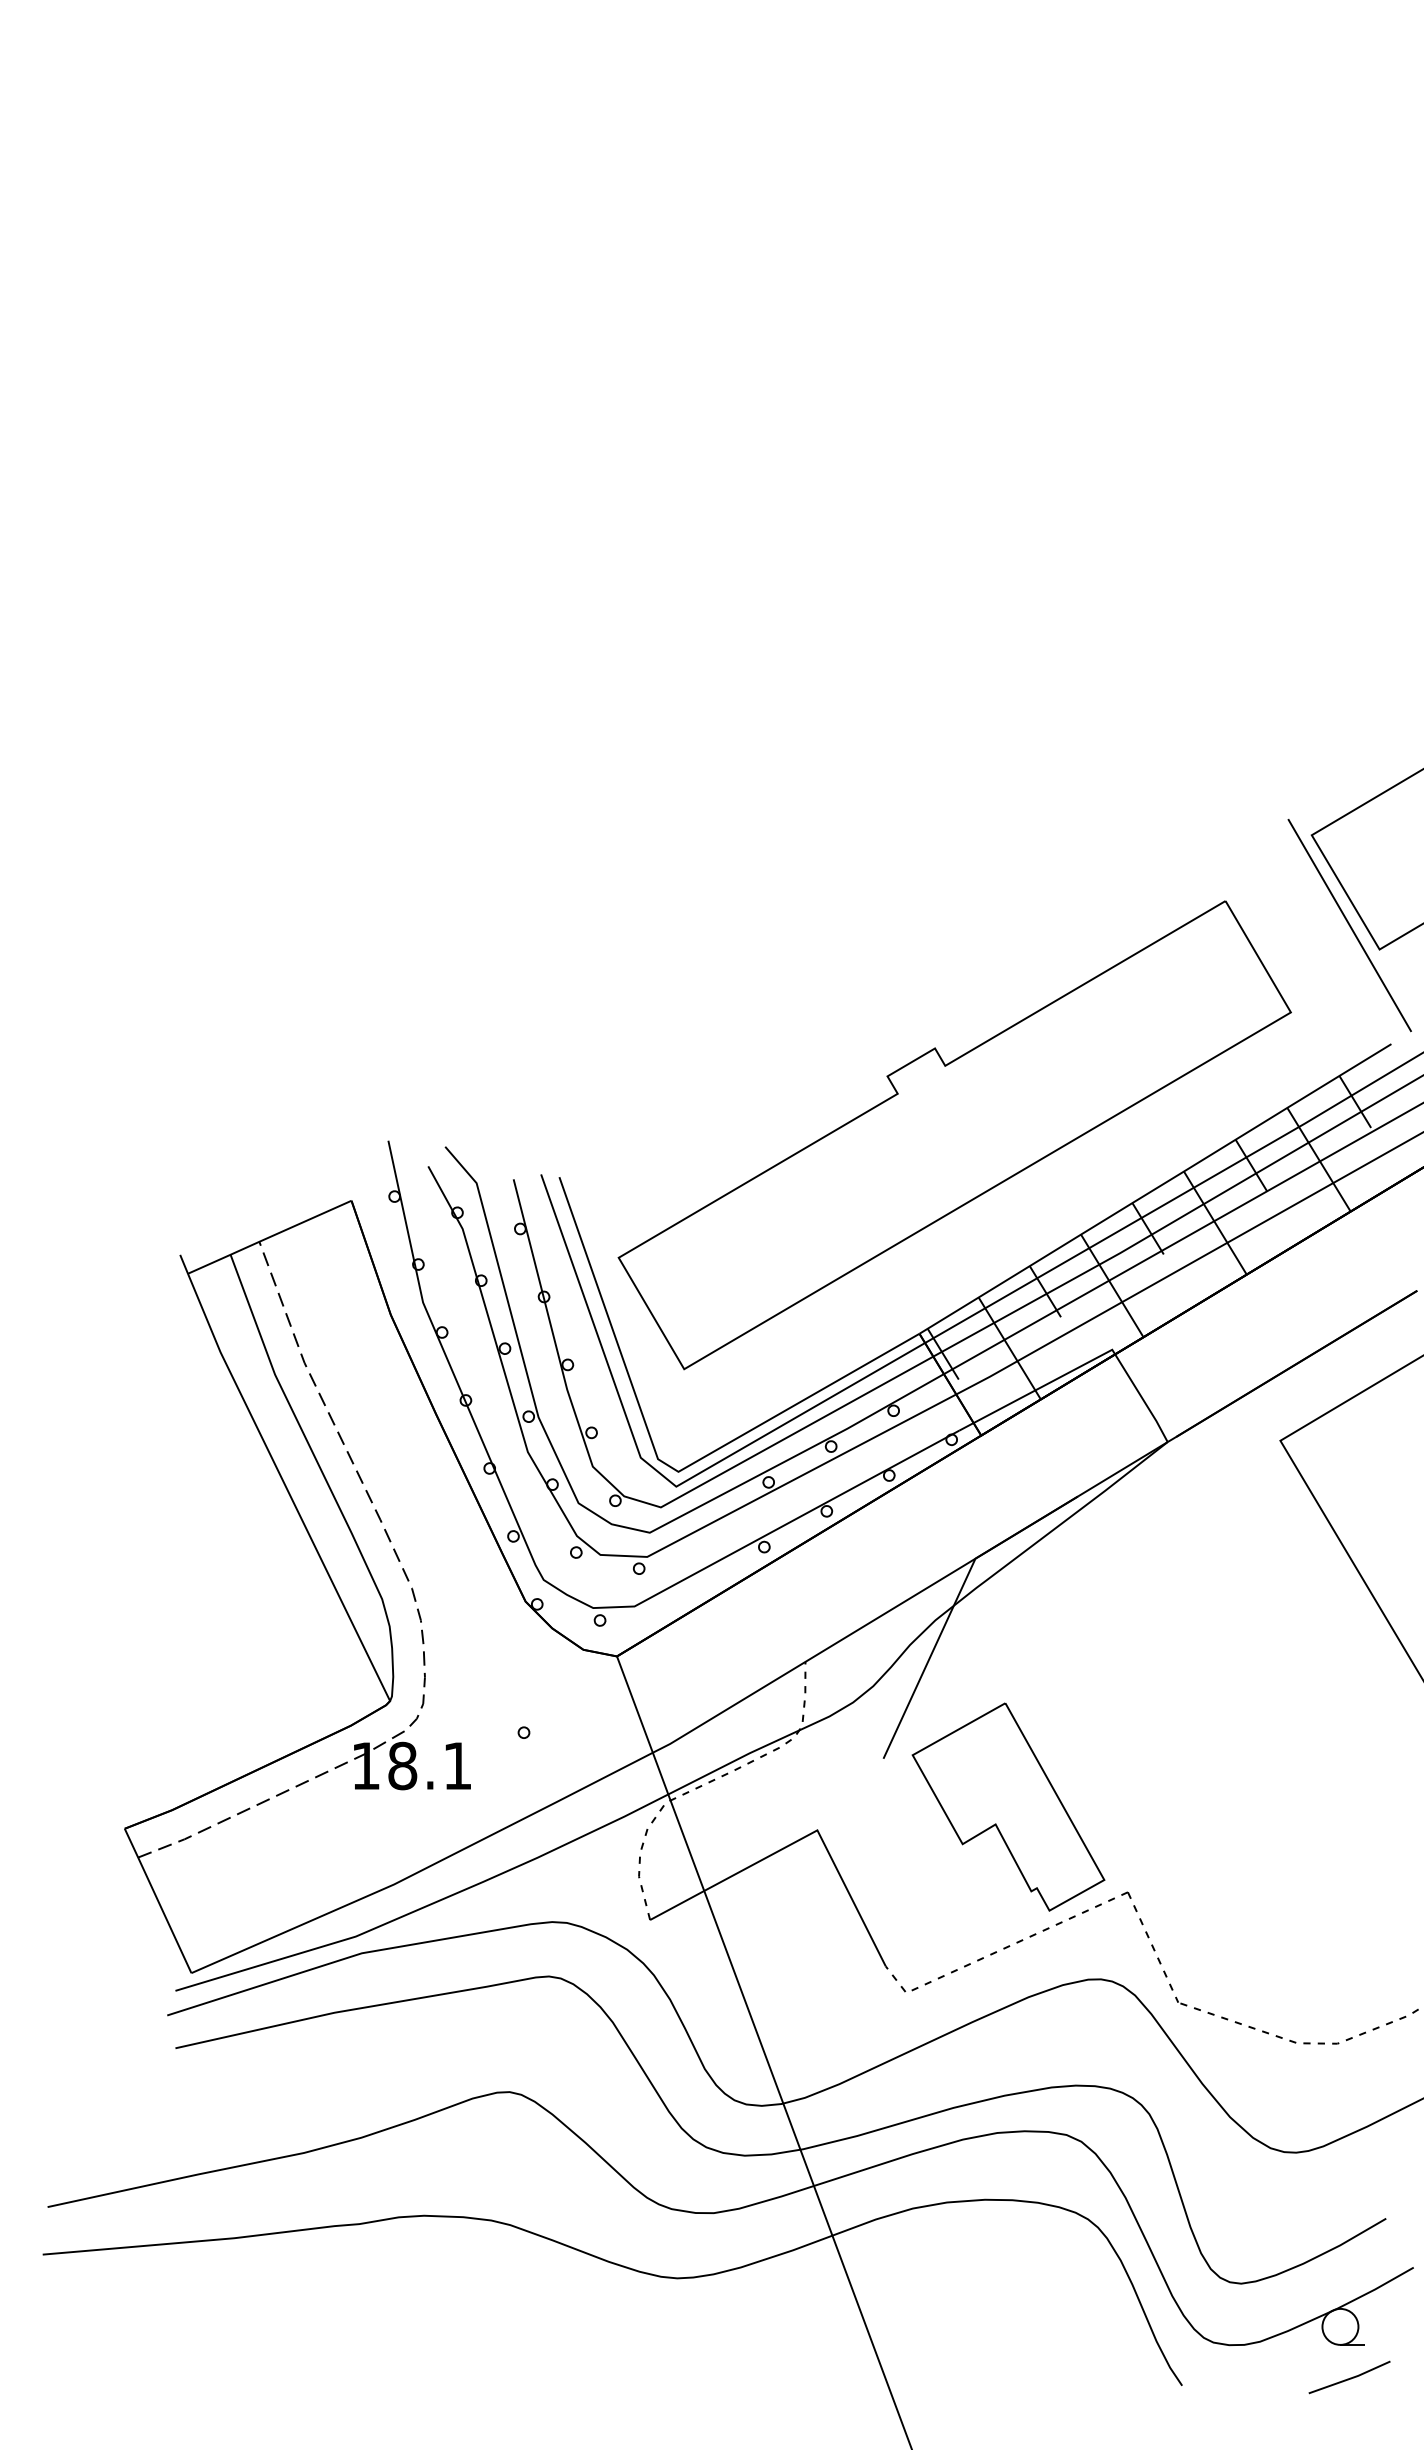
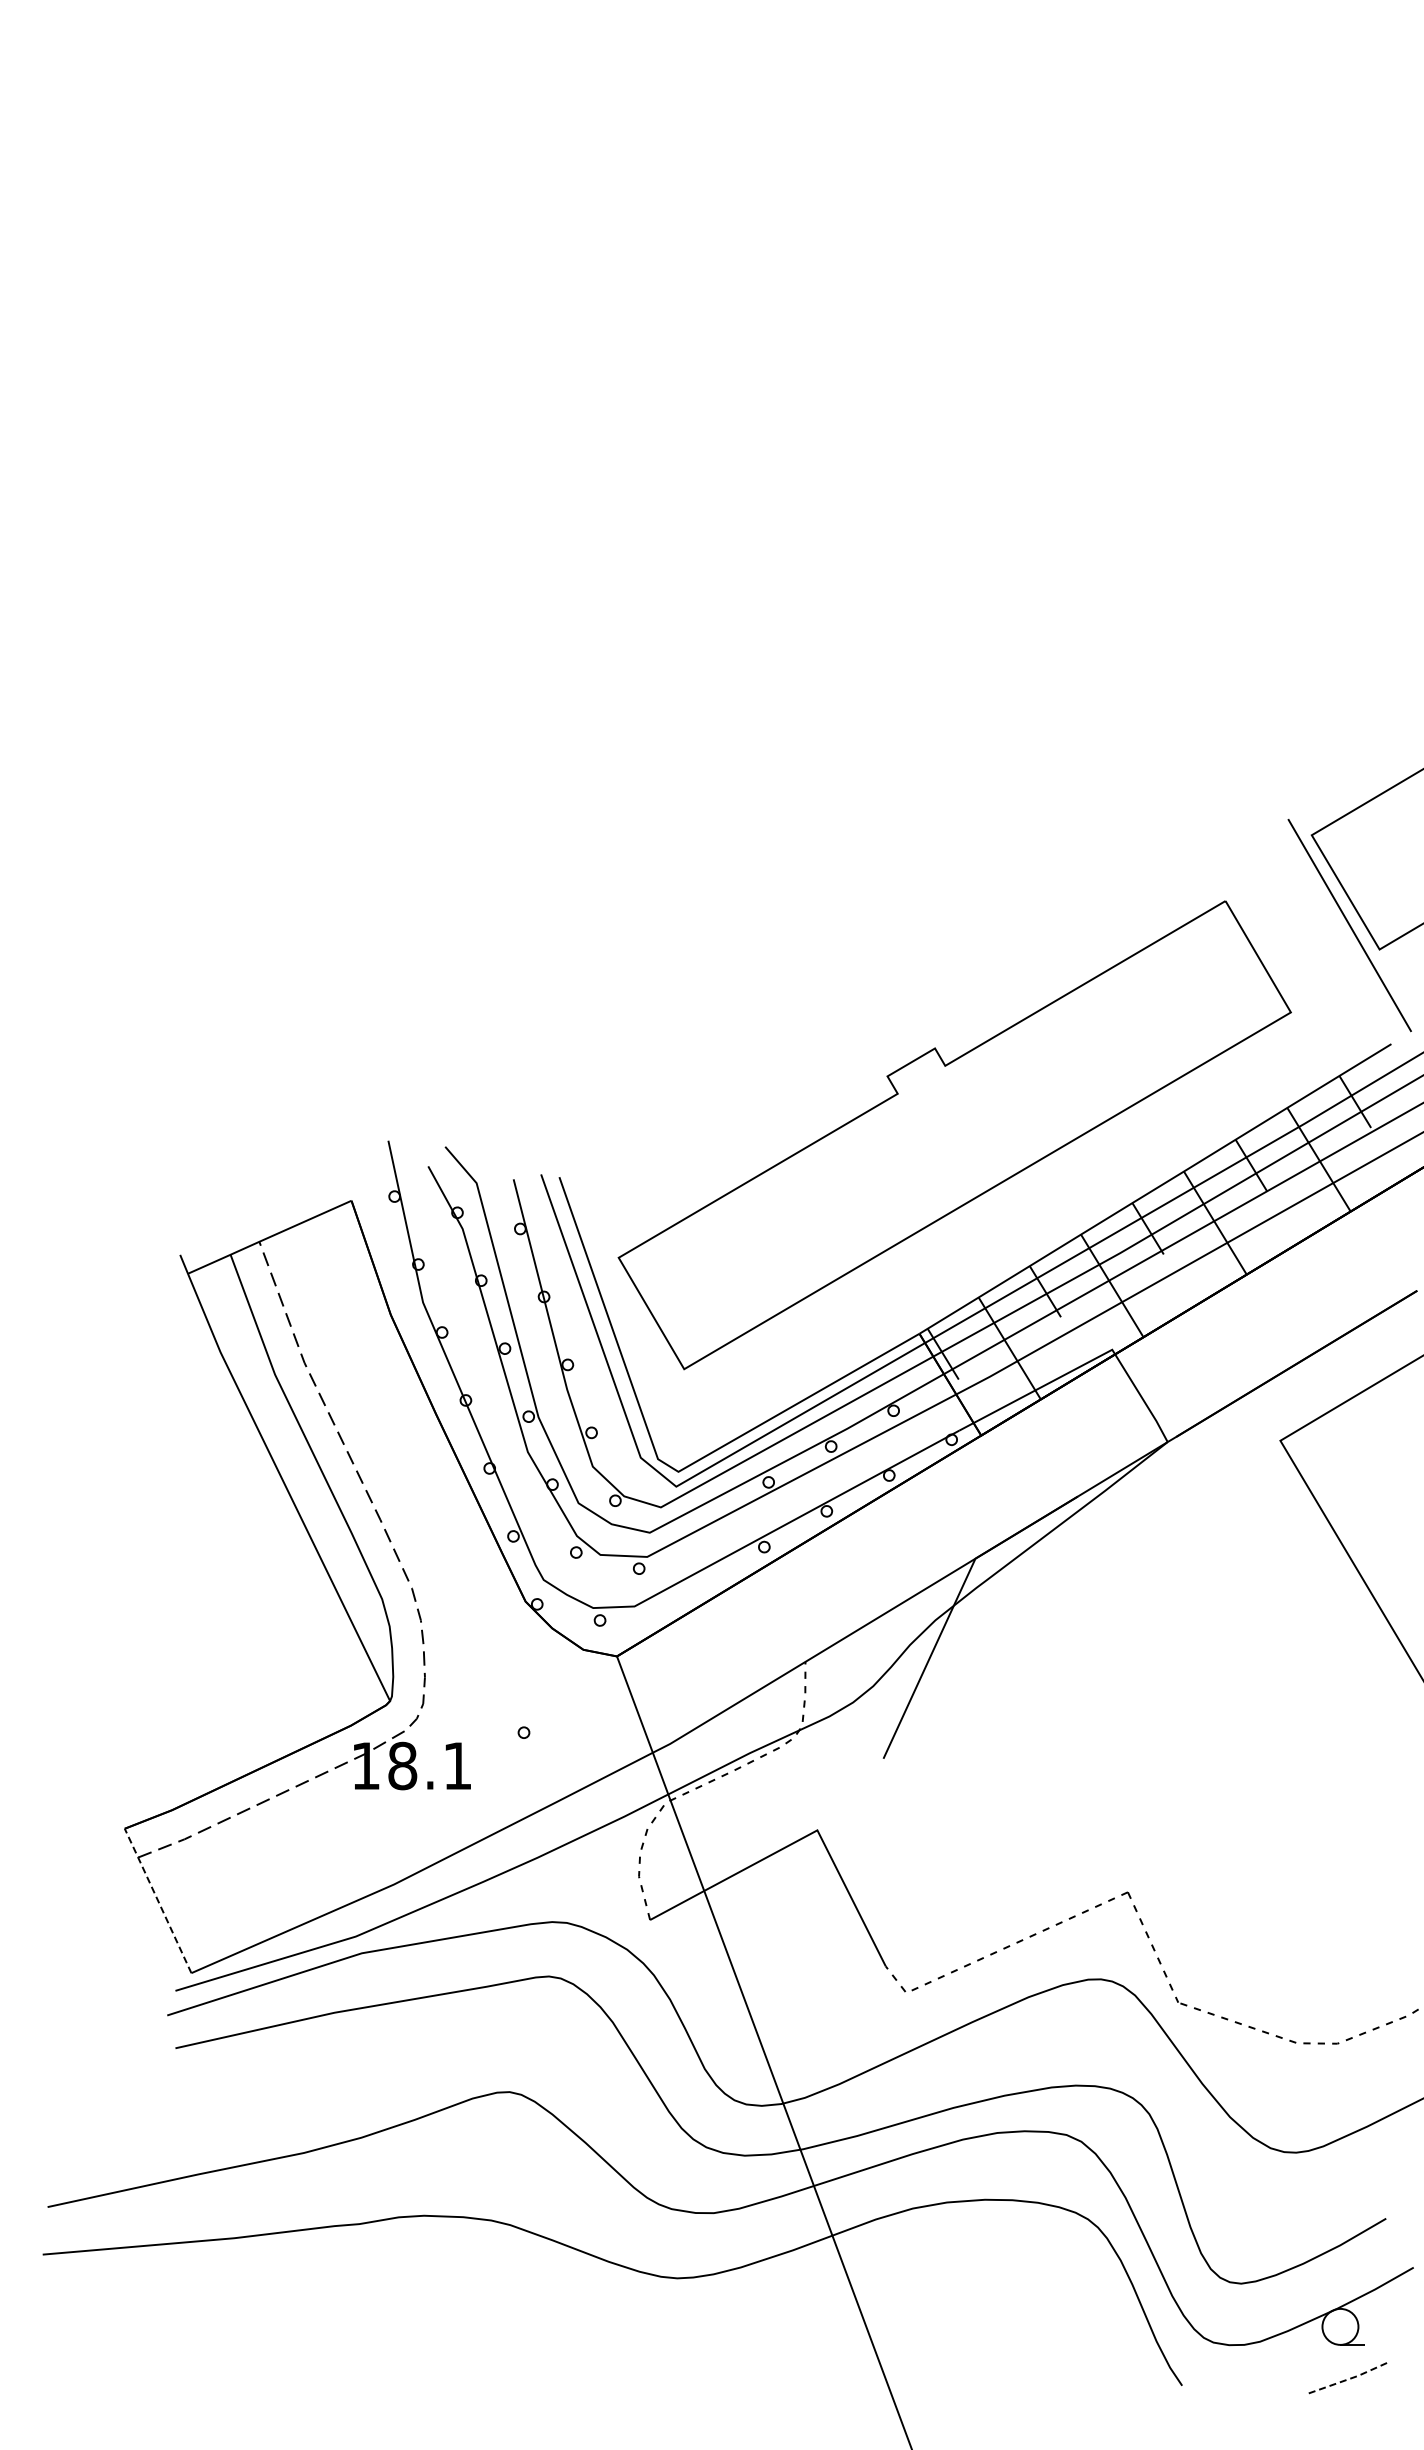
part: present -> none (1008, 1806)
line: solid -> dashed (157, 1900)
line: solid -> dashed (1350, 2378)
